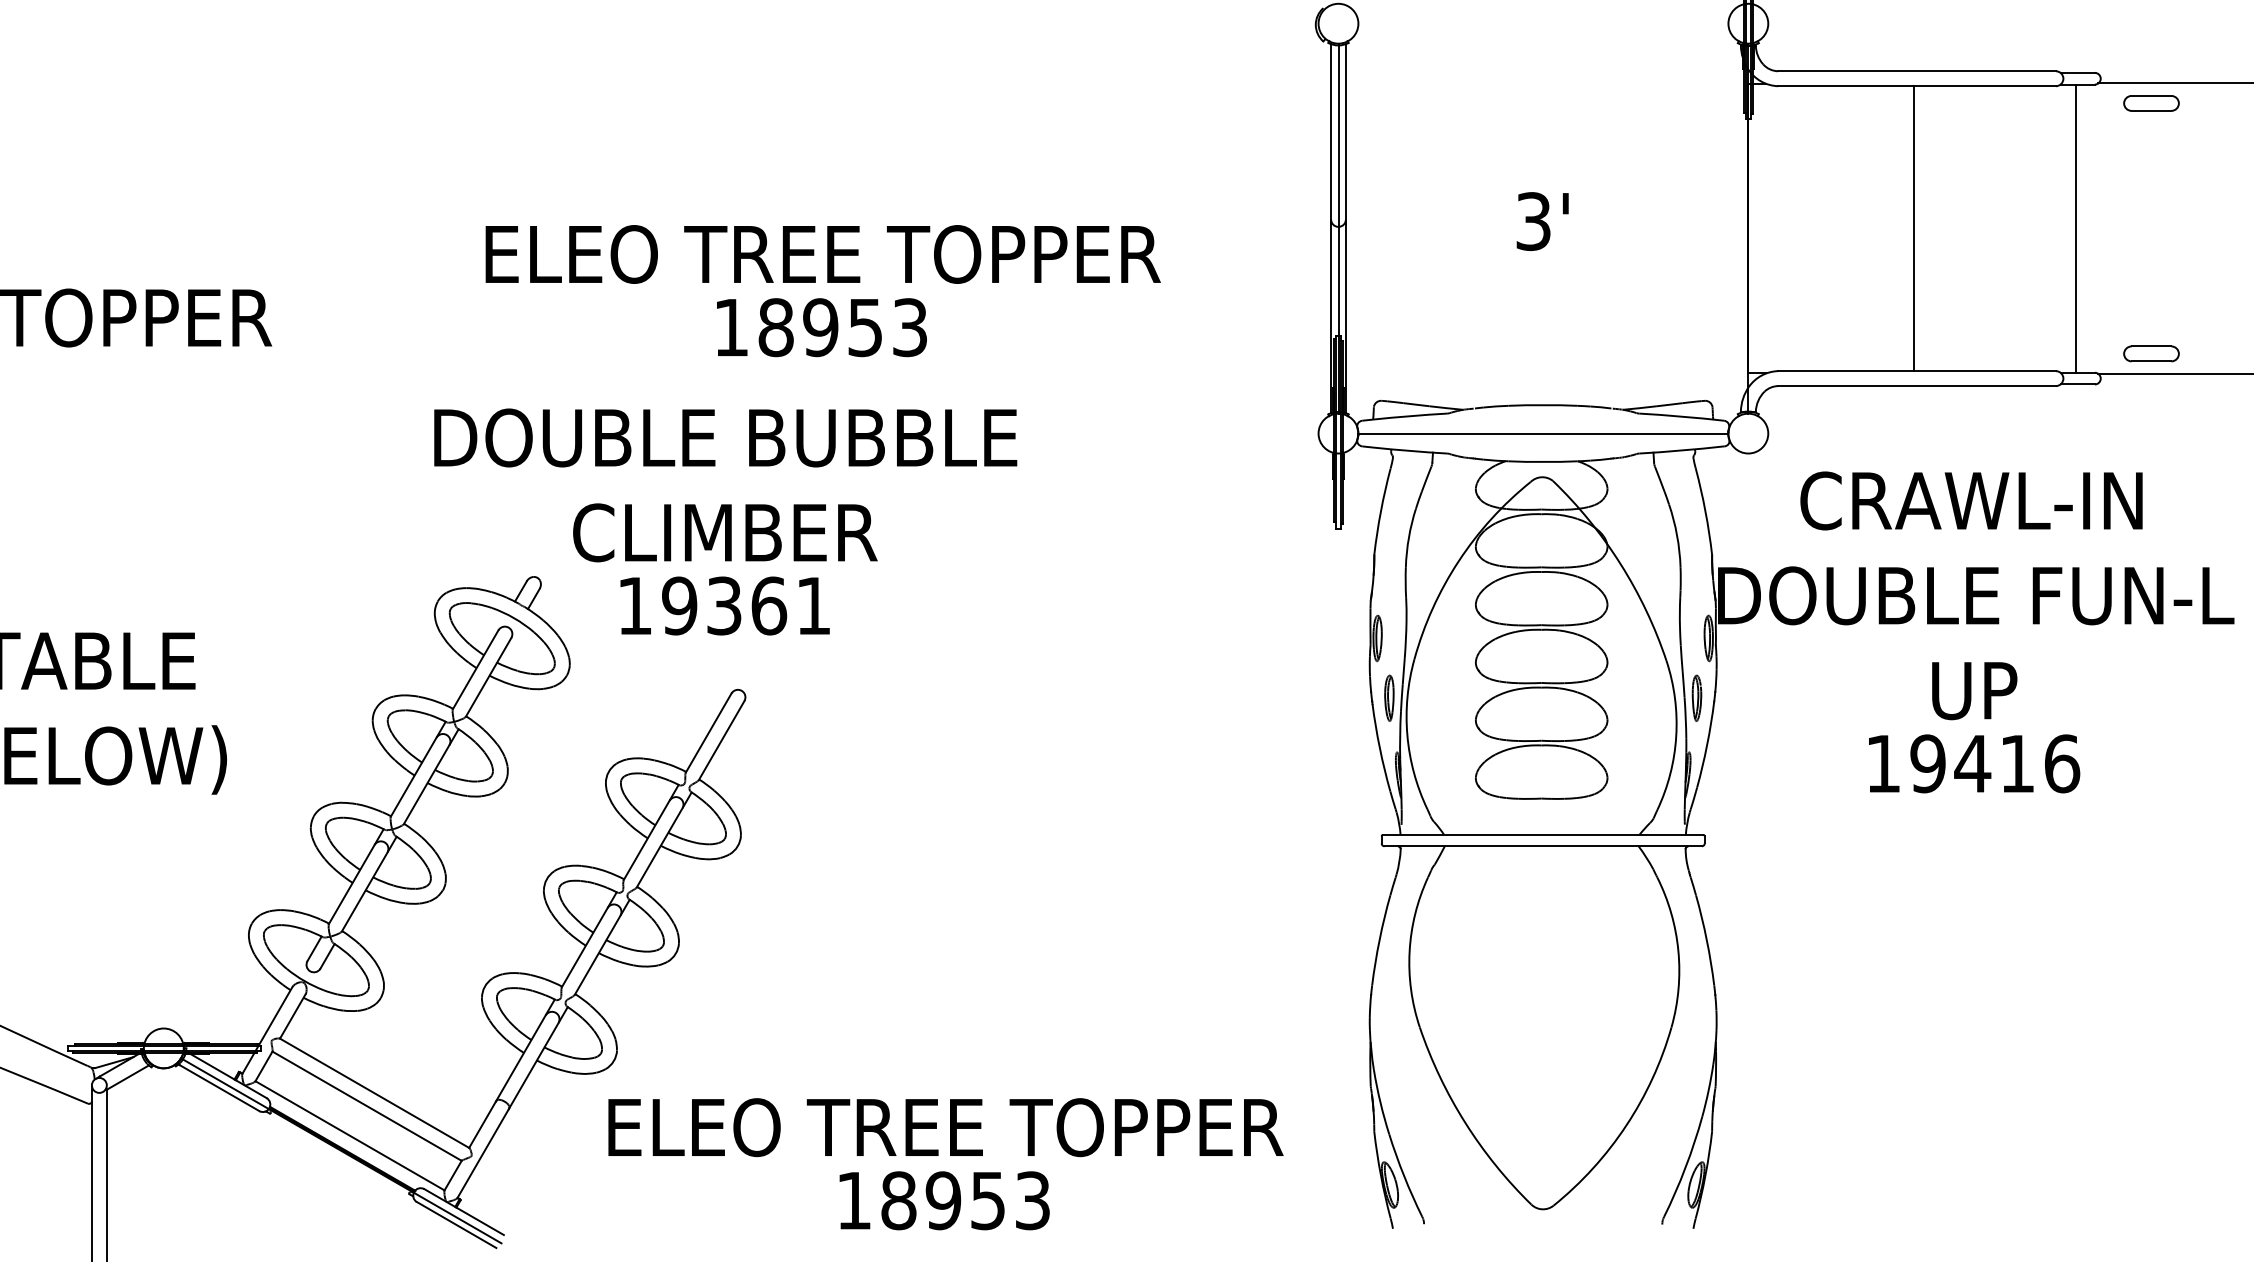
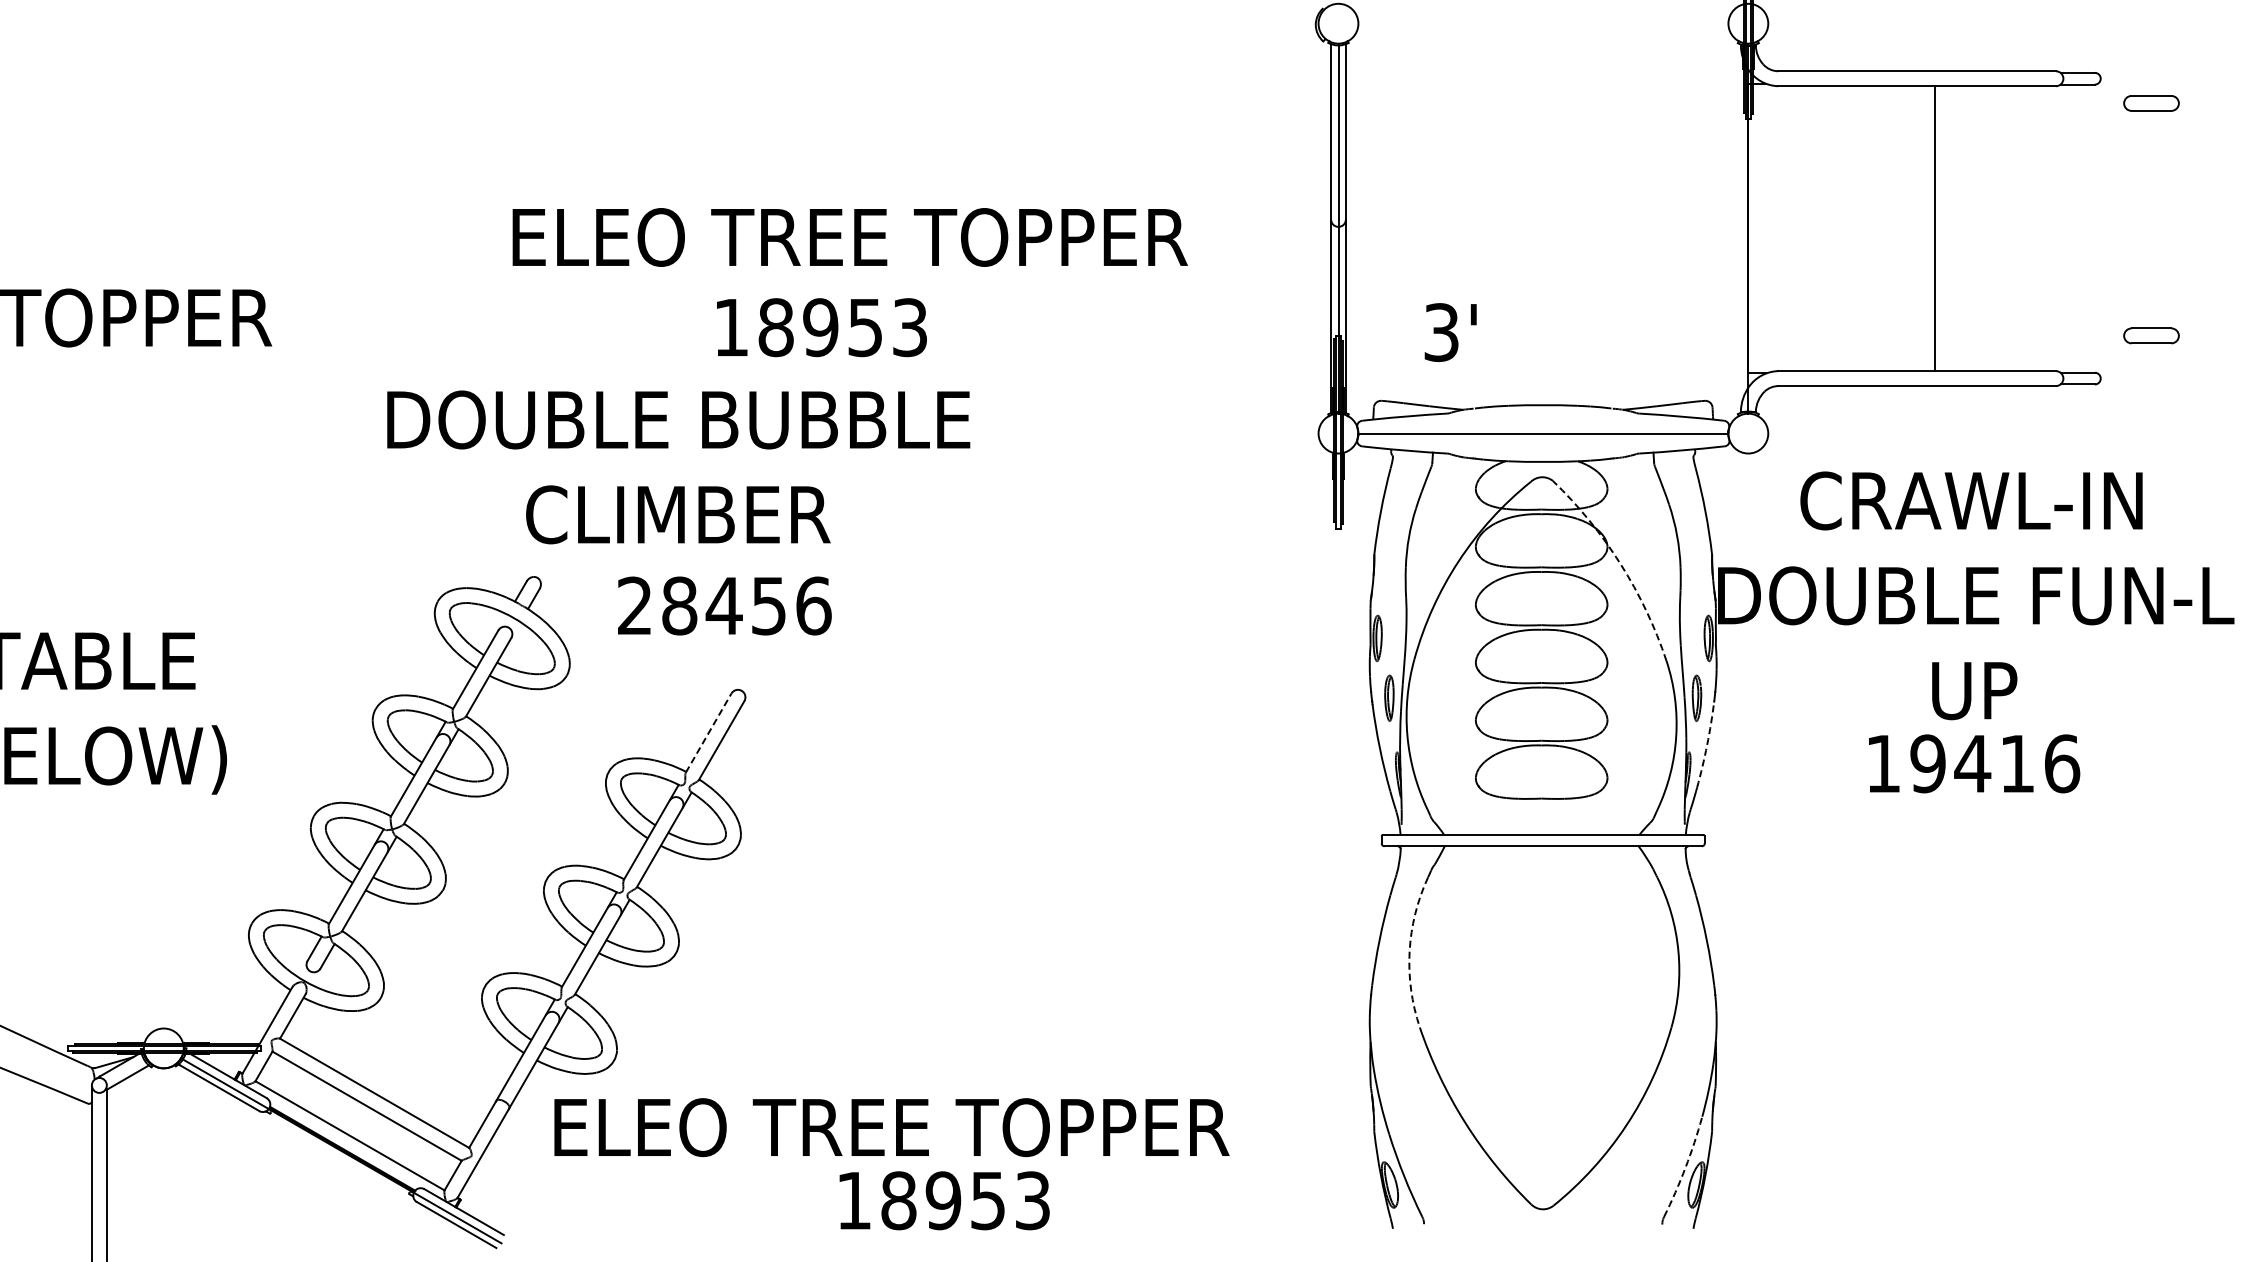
line: present -> none (2174, 83)
text position: (1542, 221) -> (1450, 332) (1450, 332)
line position: (1913, 228) -> (1934, 228) (1934, 228)
line: present -> none (2076, 228)
text position: (822, 254) -> (849, 237) (849, 237)
part position: (2151, 353) -> (2151, 335) (2151, 335)
line: present -> none (2174, 373)
text position: (725, 485) -> (678, 467) (678, 467)
arc: solid -> dashed (1620, 564)
text: 19361 -> 28456 (724, 605)
line: solid -> dashed (708, 733)
arc: solid -> dashed (1707, 744)
arc: solid -> dashed (1409, 951)
text position: (945, 1127) -> (891, 1127) (891, 1127)
arc: solid -> dashed (1685, 1167)
